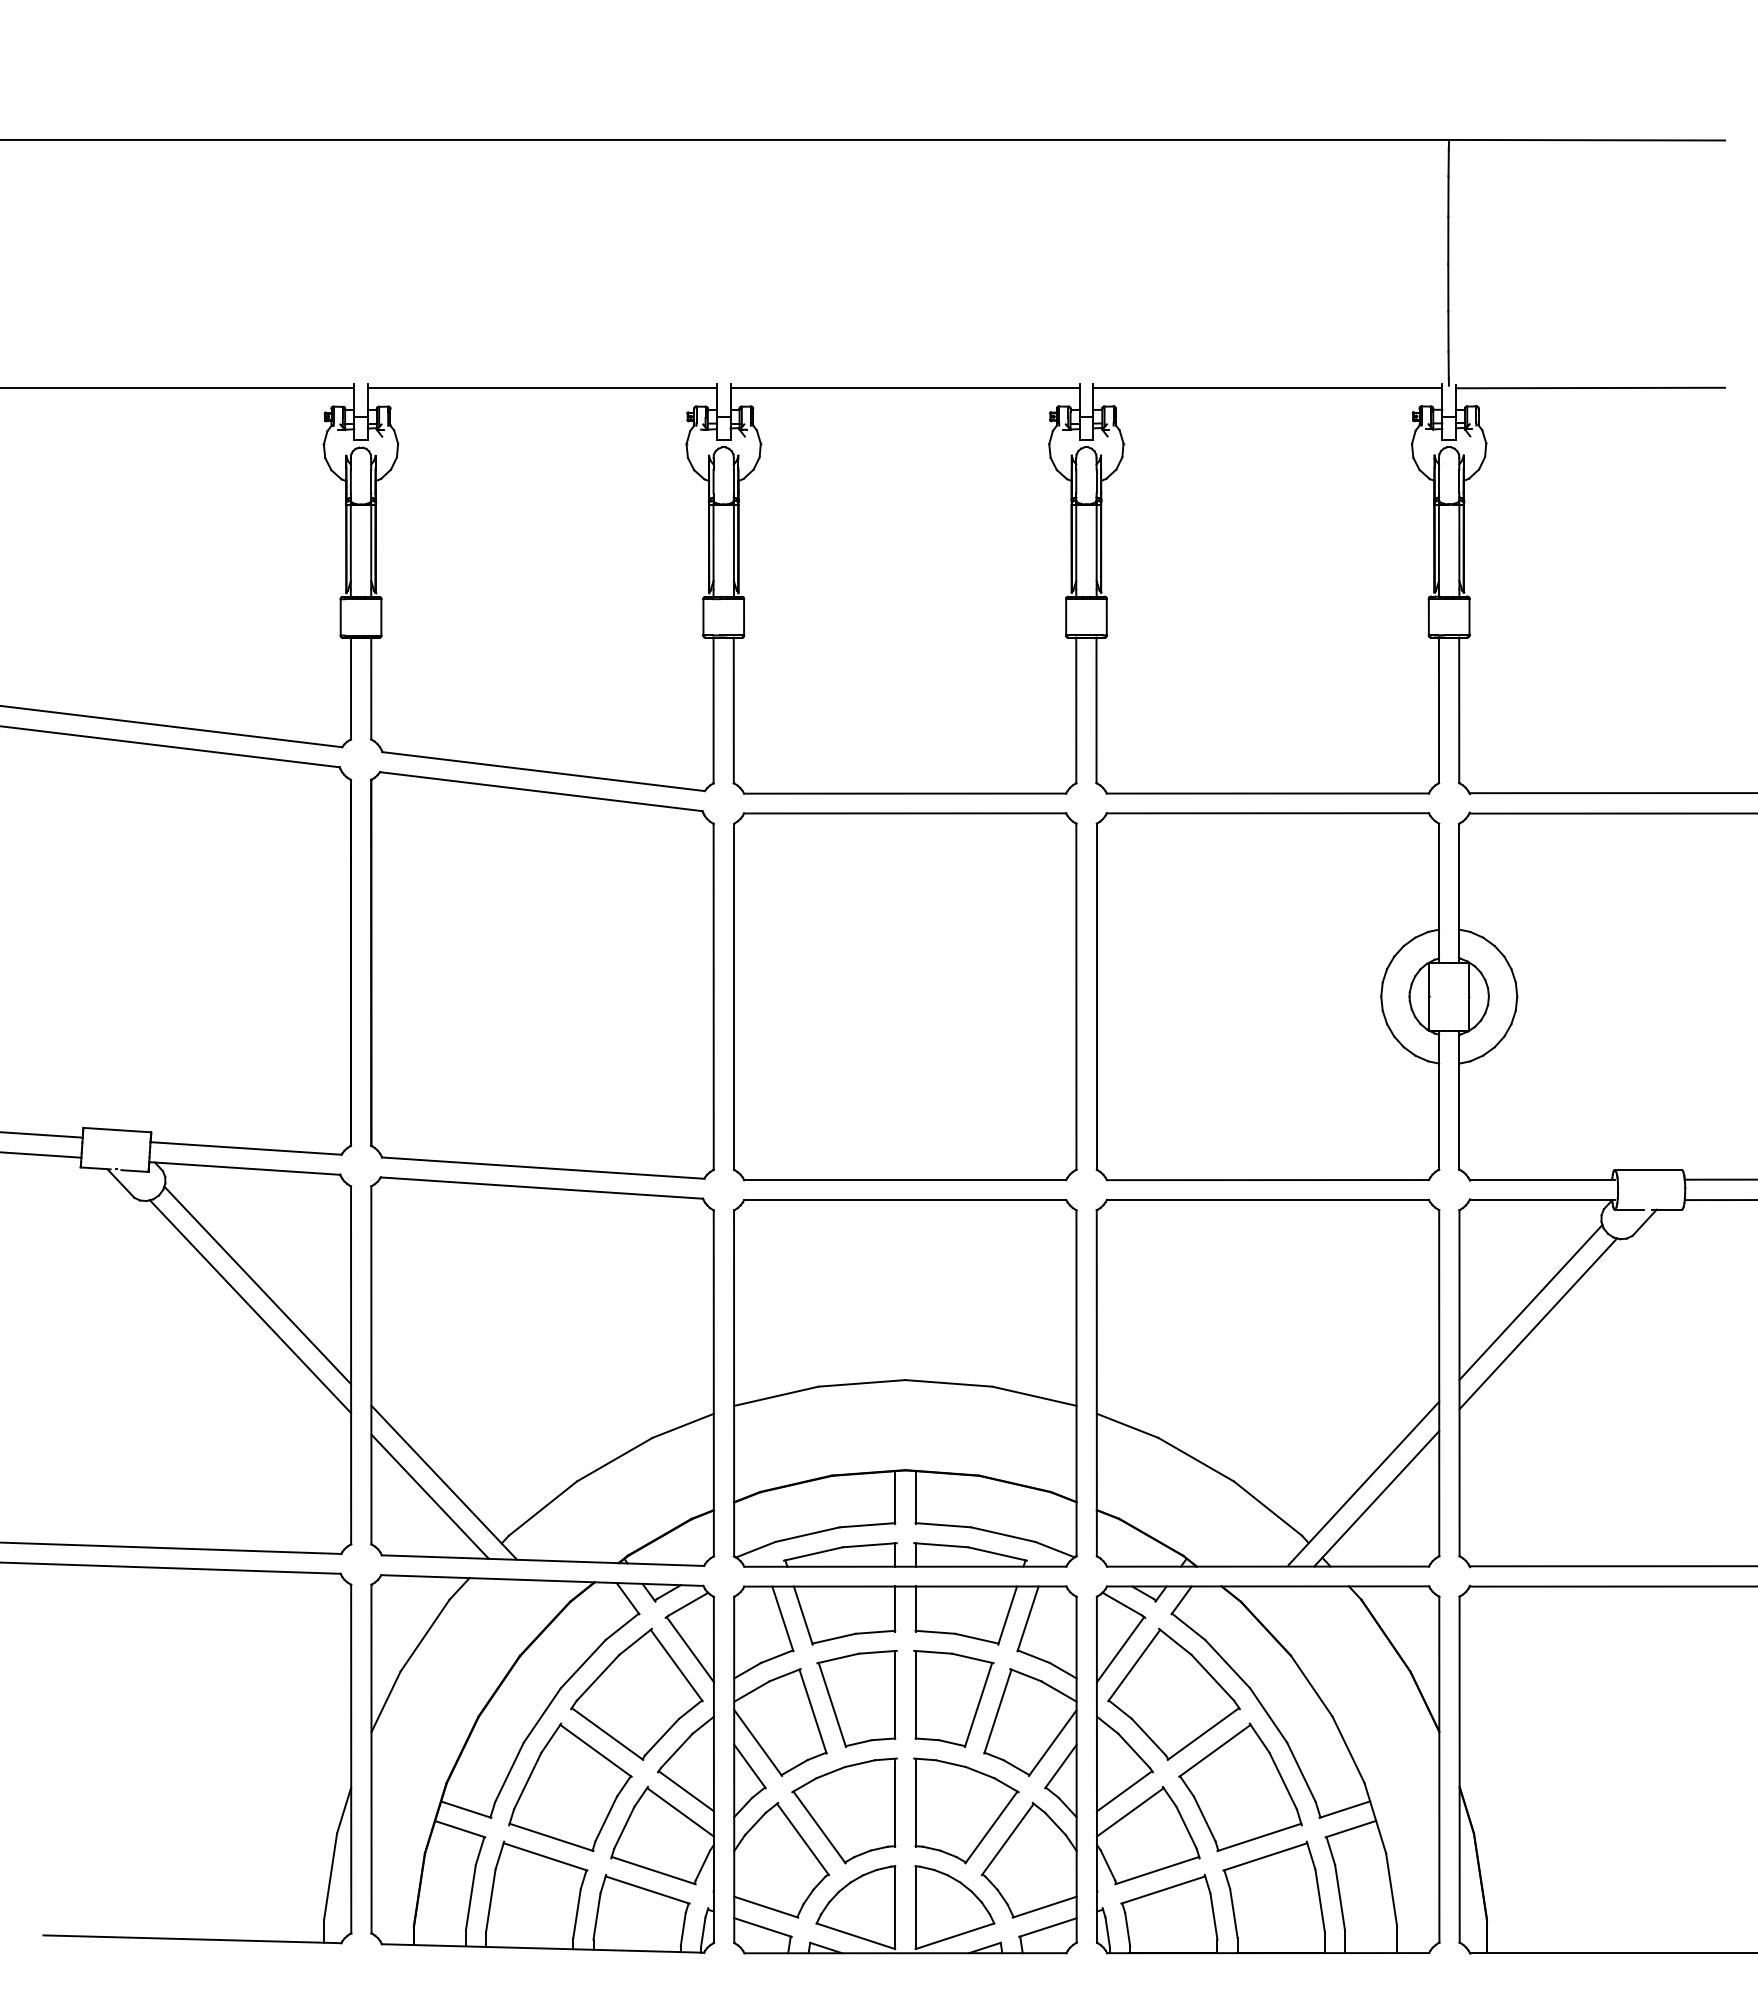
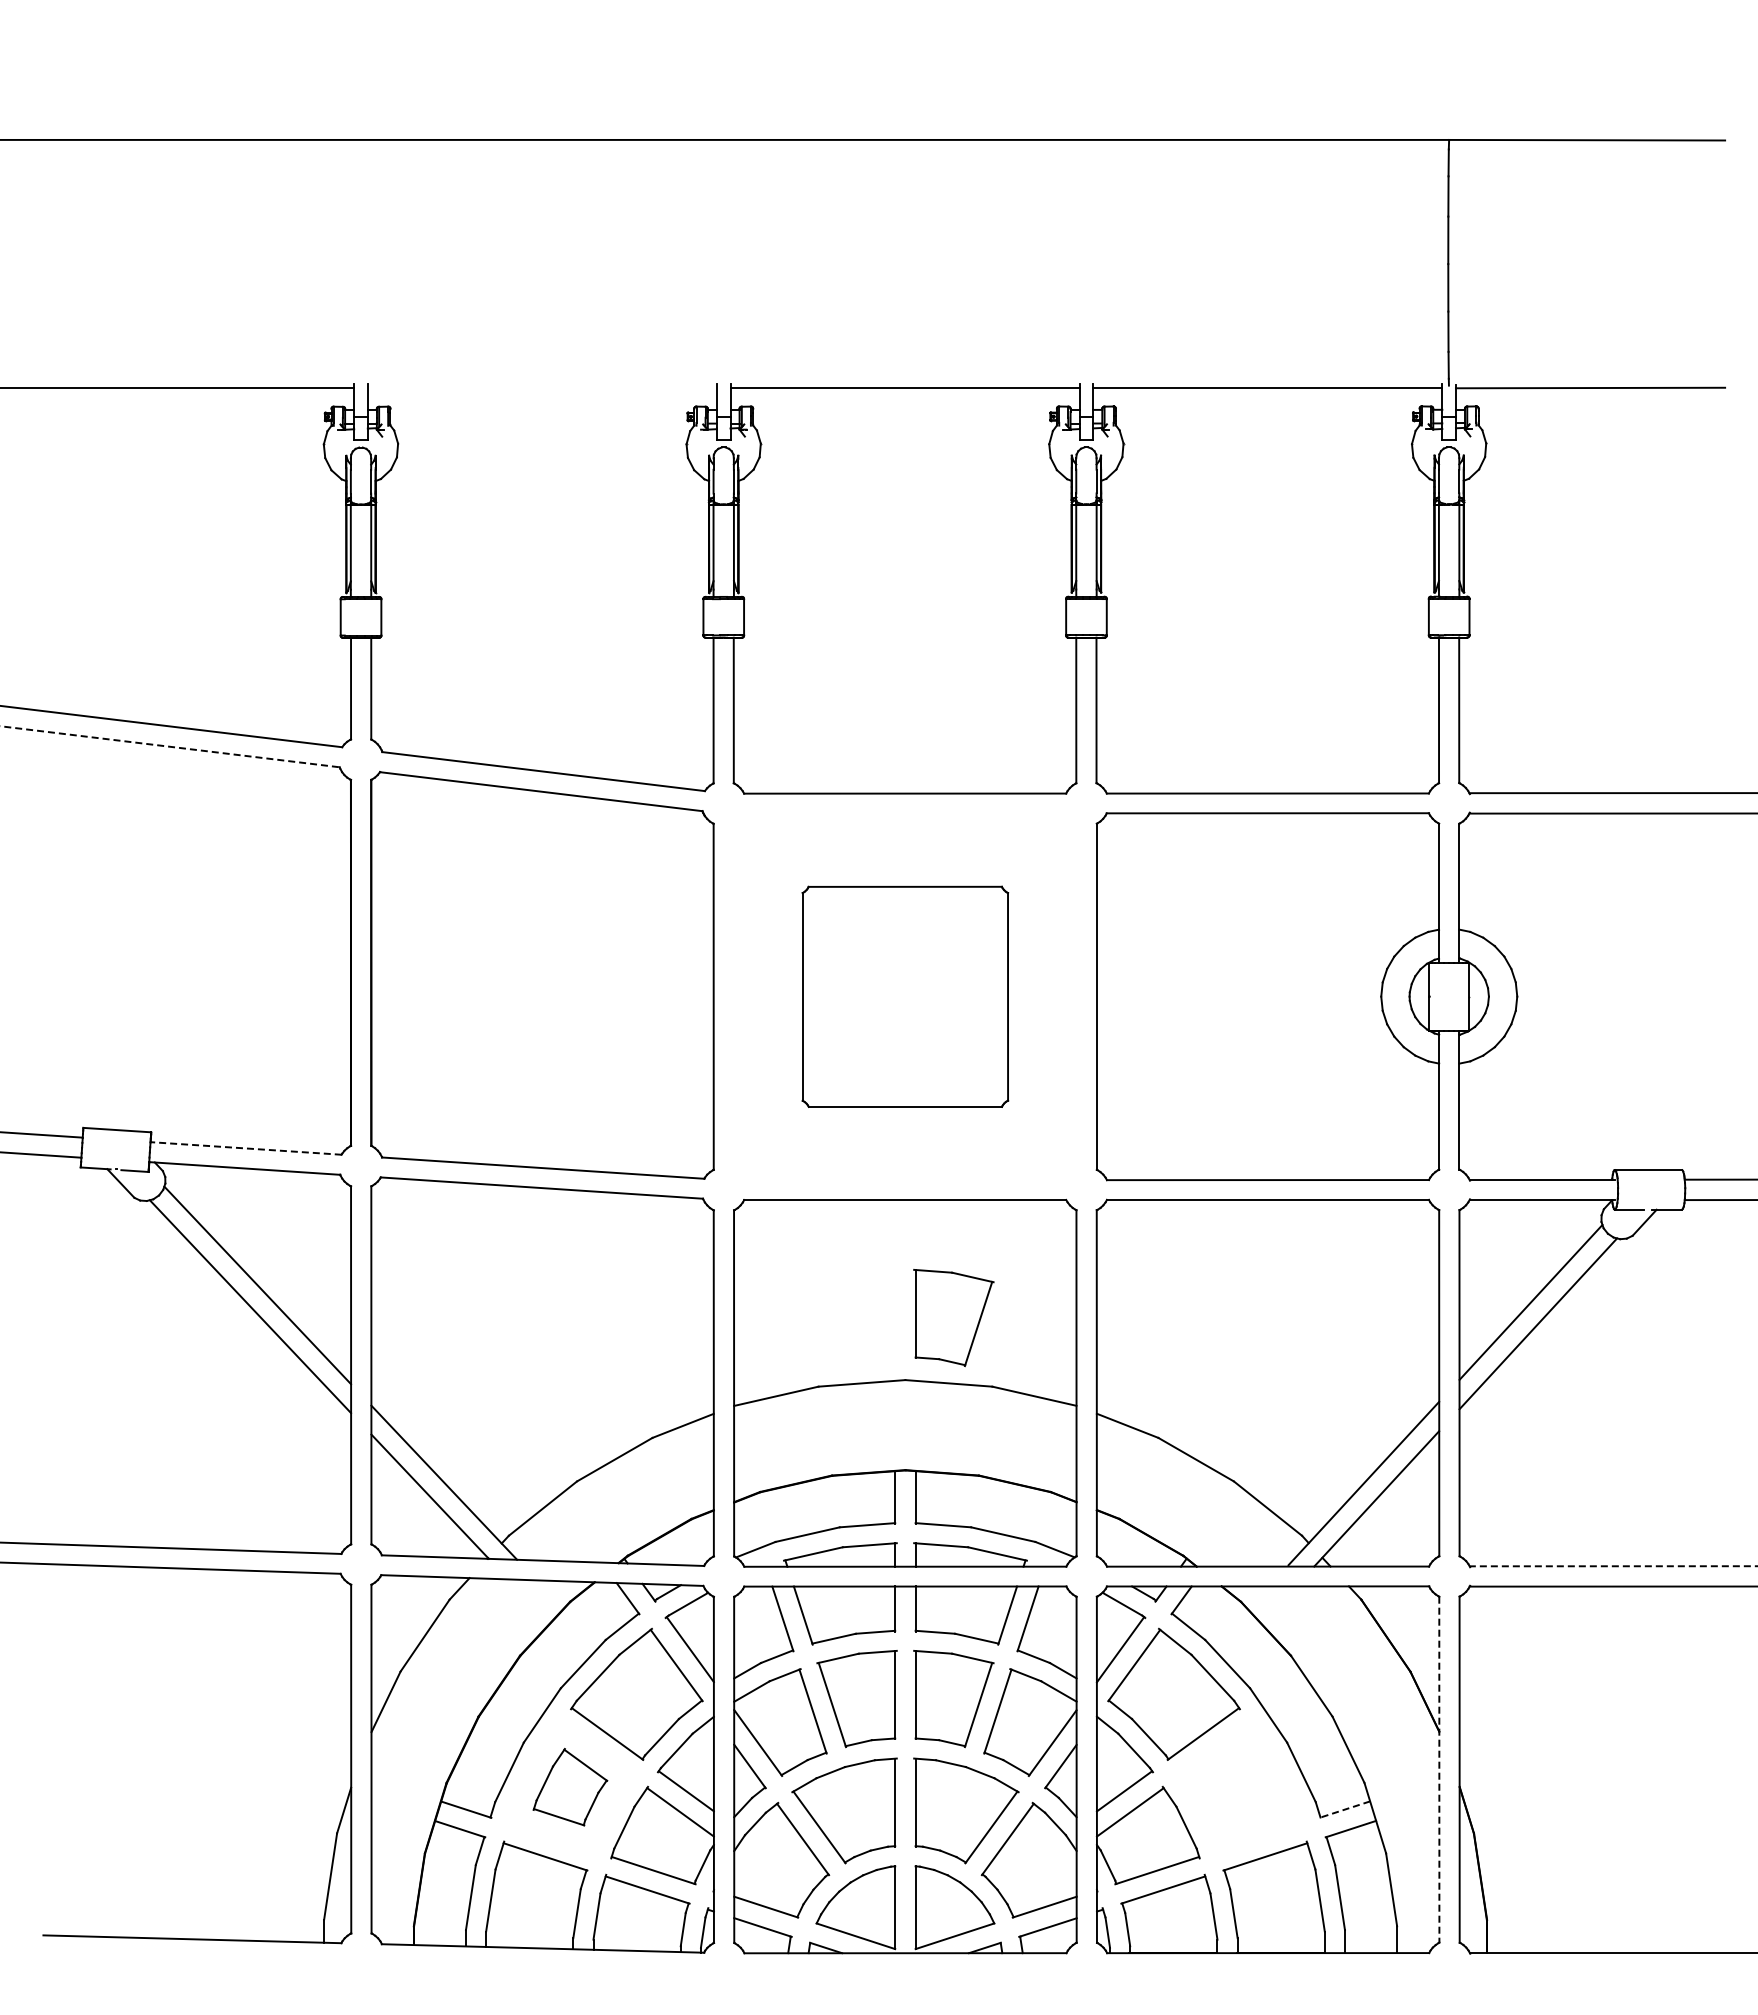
line: present -> none (541, 388)
line: solid -> dashed (170, 746)
part size: 345x370 px -> 209x223 px (905, 996)
line: solid -> dashed (246, 1148)
part: none -> present (953, 1318)
line: solid -> dashed (1613, 1566)
line: solid -> dashed (1439, 1770)
part size: 125x130 px -> 77x80 px (570, 1786)
part: present -> none (1240, 1786)
line: solid -> dashed (1344, 1809)
